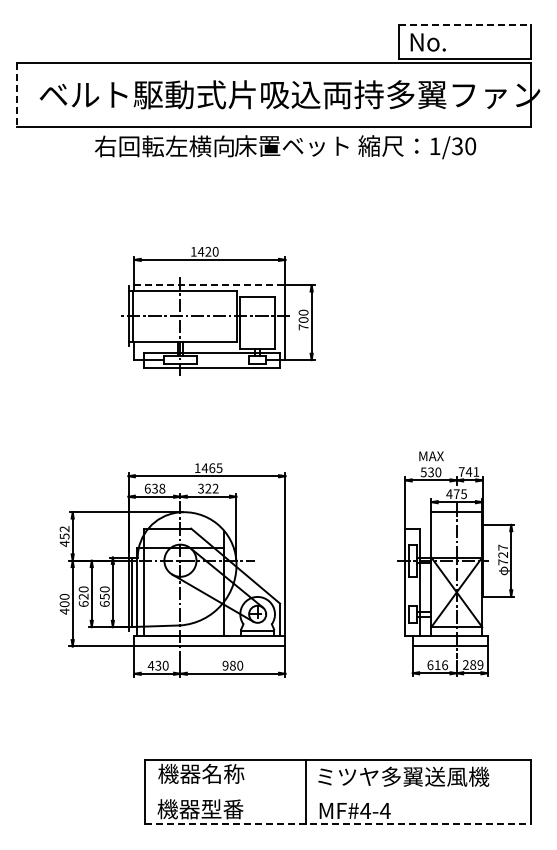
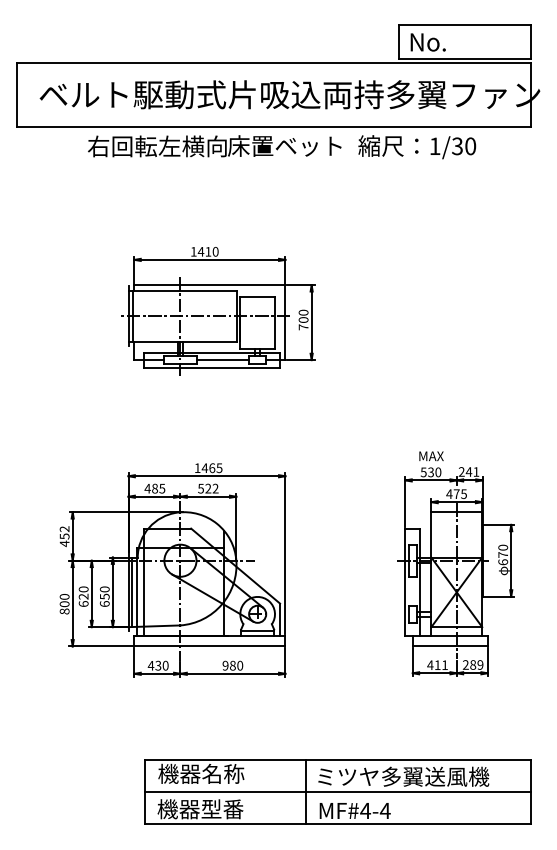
line: dashed -> solid (464, 25)
line: dashed -> solid (16, 95)
text position: (221, 146) -> (214, 146) (214, 146)
text: 1420 -> 1410 (208, 251)
line: dashed -> solid (209, 285)
line: none -> present (222, 360)
text: 741 -> 241 (461, 471)
text: 322 -> 522 (200, 487)
text: 638 -> 485 (154, 488)
text: 727 -> 670 (503, 554)
text: 400 -> 800 (64, 611)
text: 616 -> 411 (437, 665)
line: none -> present (337, 792)
line: dashed -> solid (337, 824)
